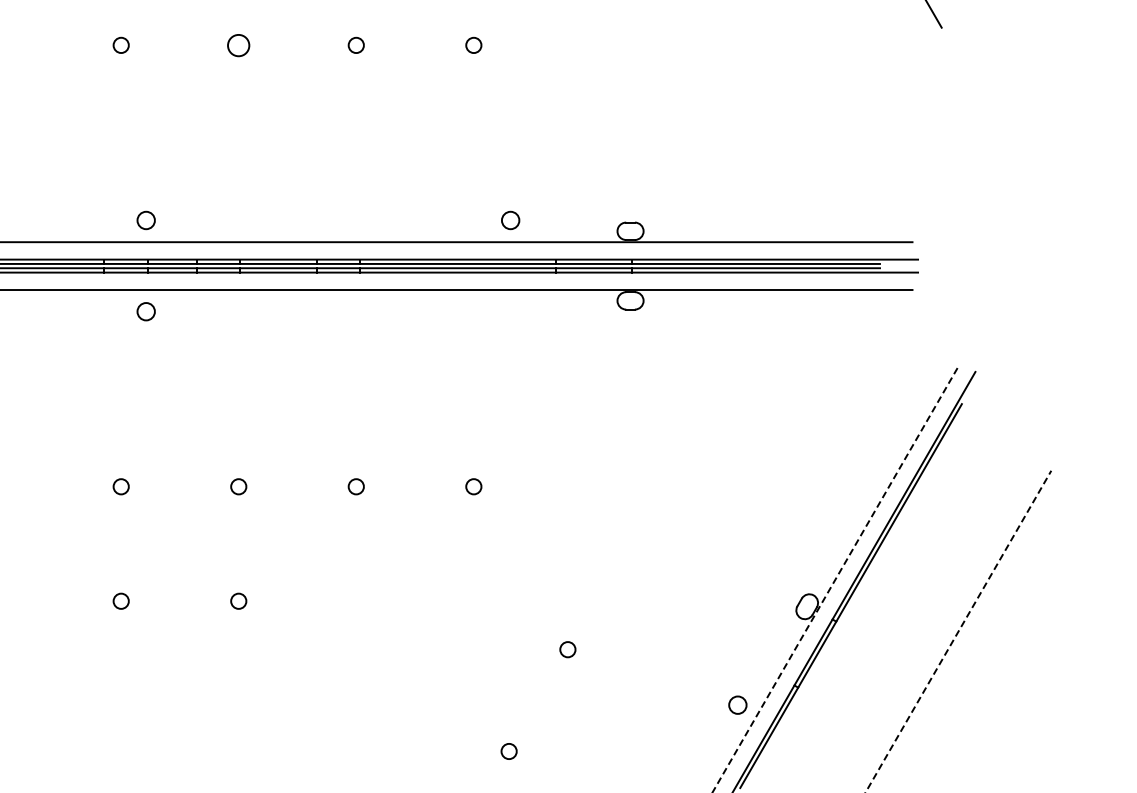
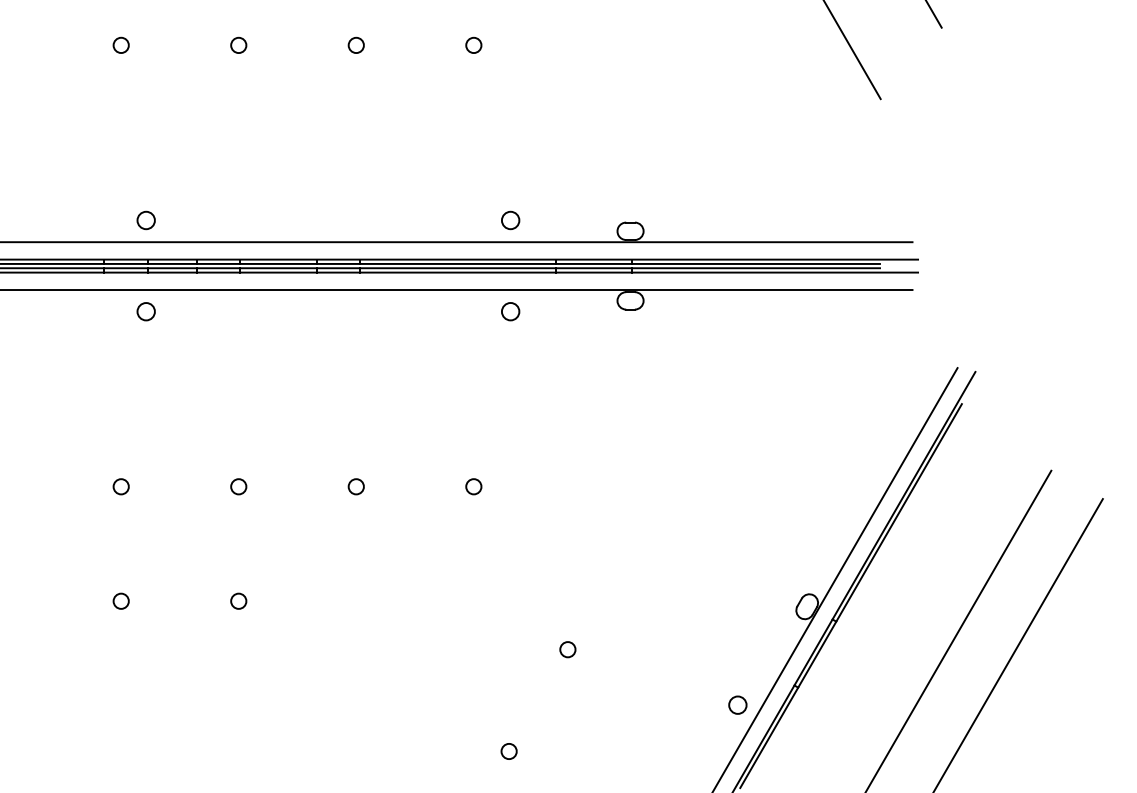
circle size: 24x24 px -> 18x18 px (238, 44)
line: none -> present (852, 50)
circle: none -> present (510, 311)
line: dashed -> solid (835, 580)
line: dashed -> solid (958, 631)
line: none -> present (1018, 644)
